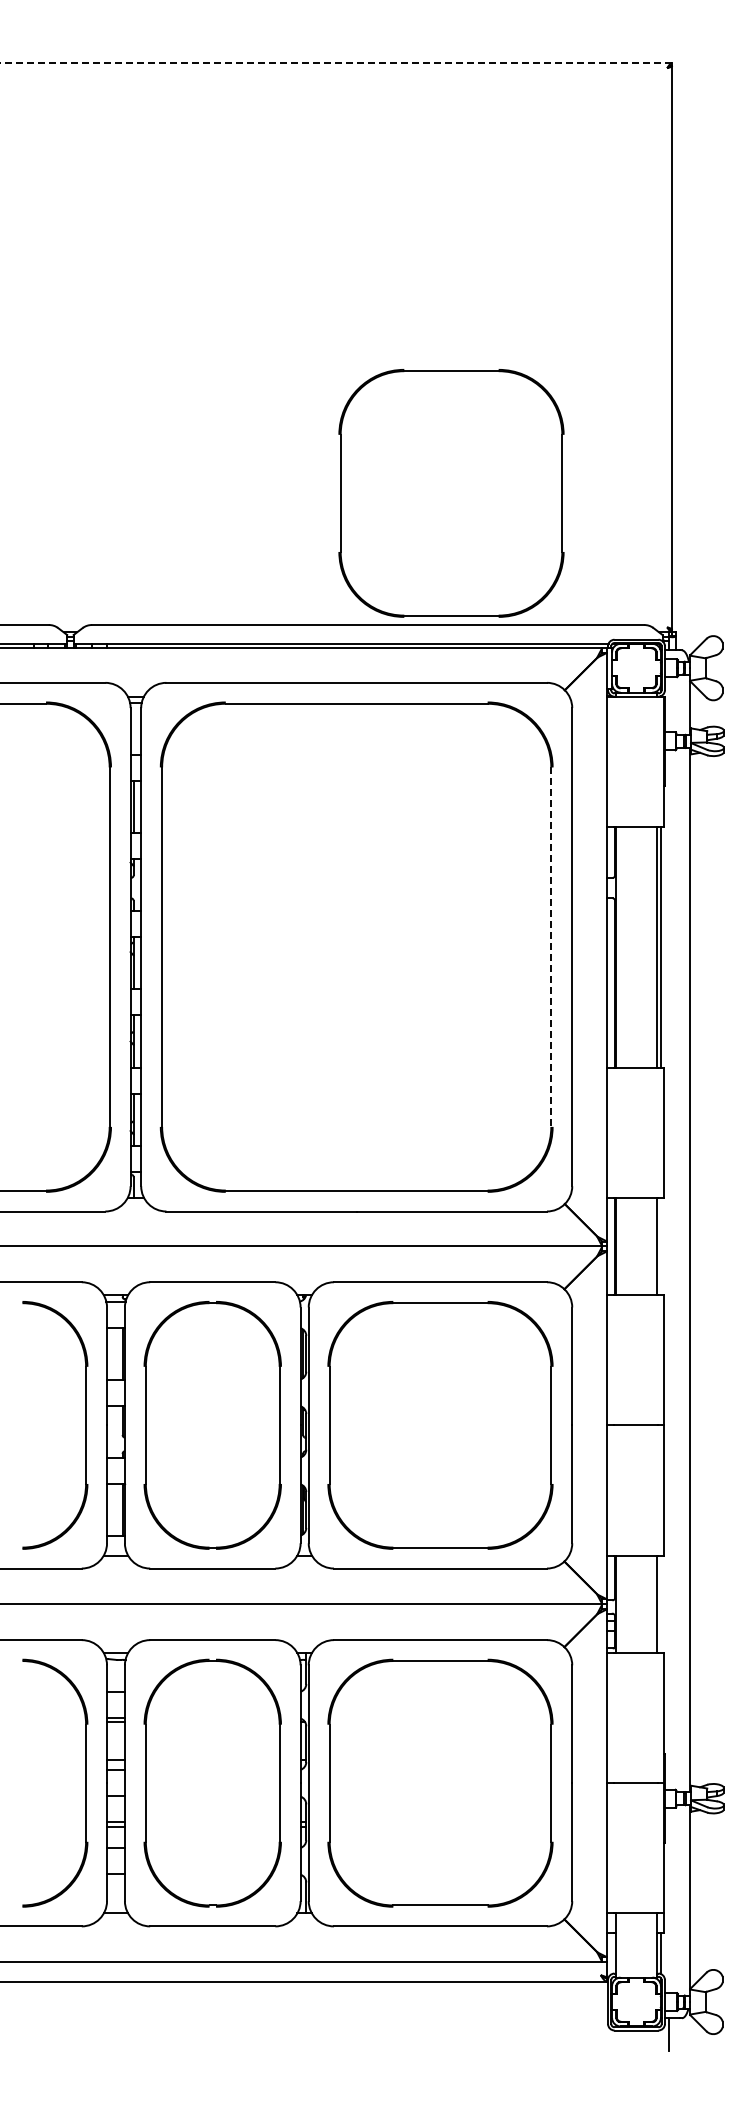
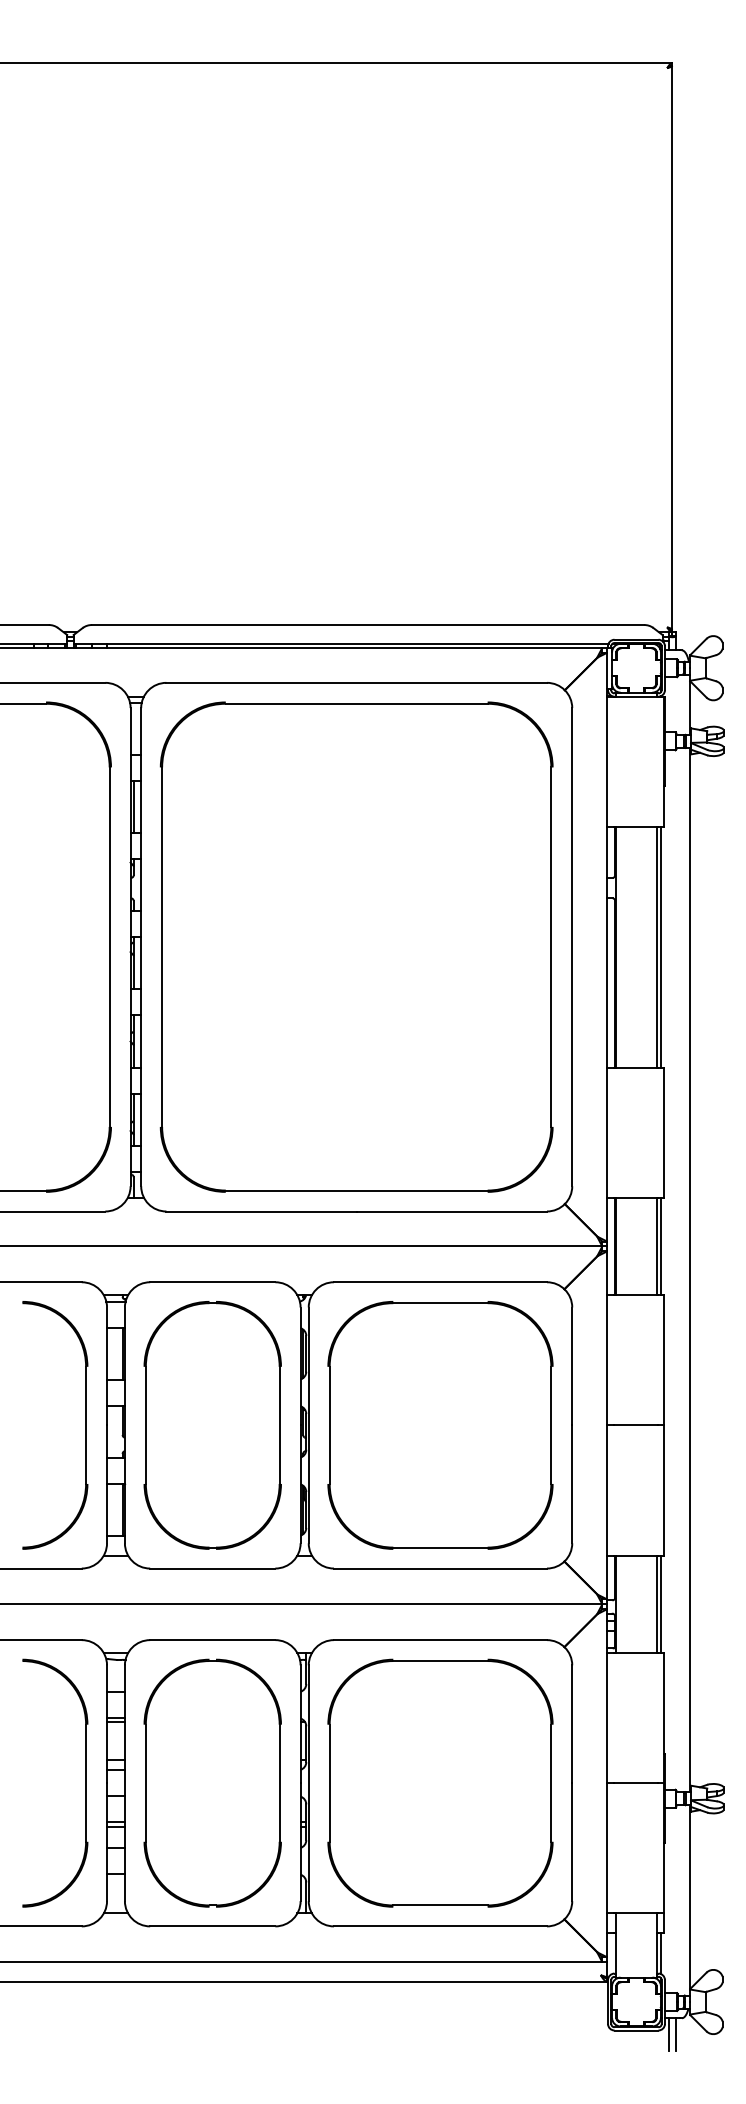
line: dashed -> solid (336, 63)
part: present -> none (451, 493)
line: dashed -> solid (551, 947)
line: none -> present (660, 1246)
line: none -> present (660, 1604)
line: none -> present (675, 2034)
